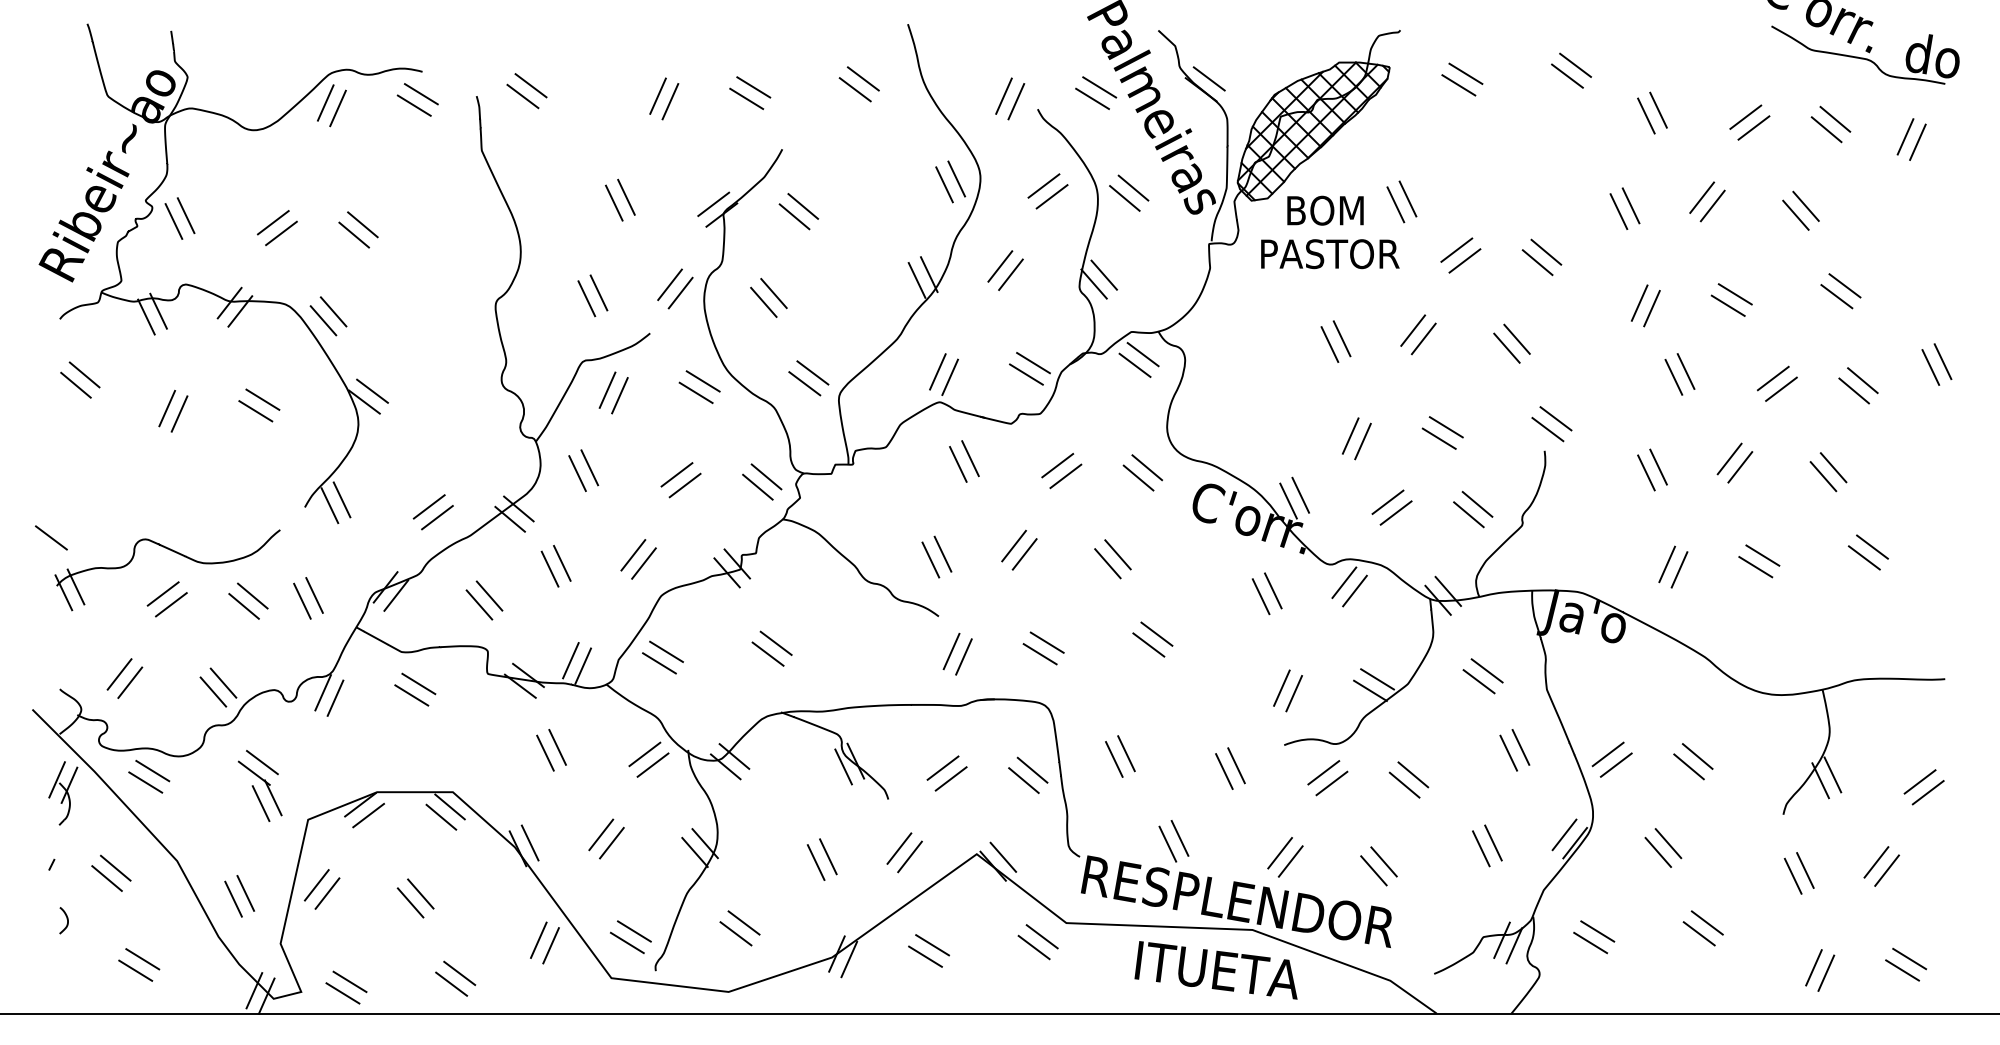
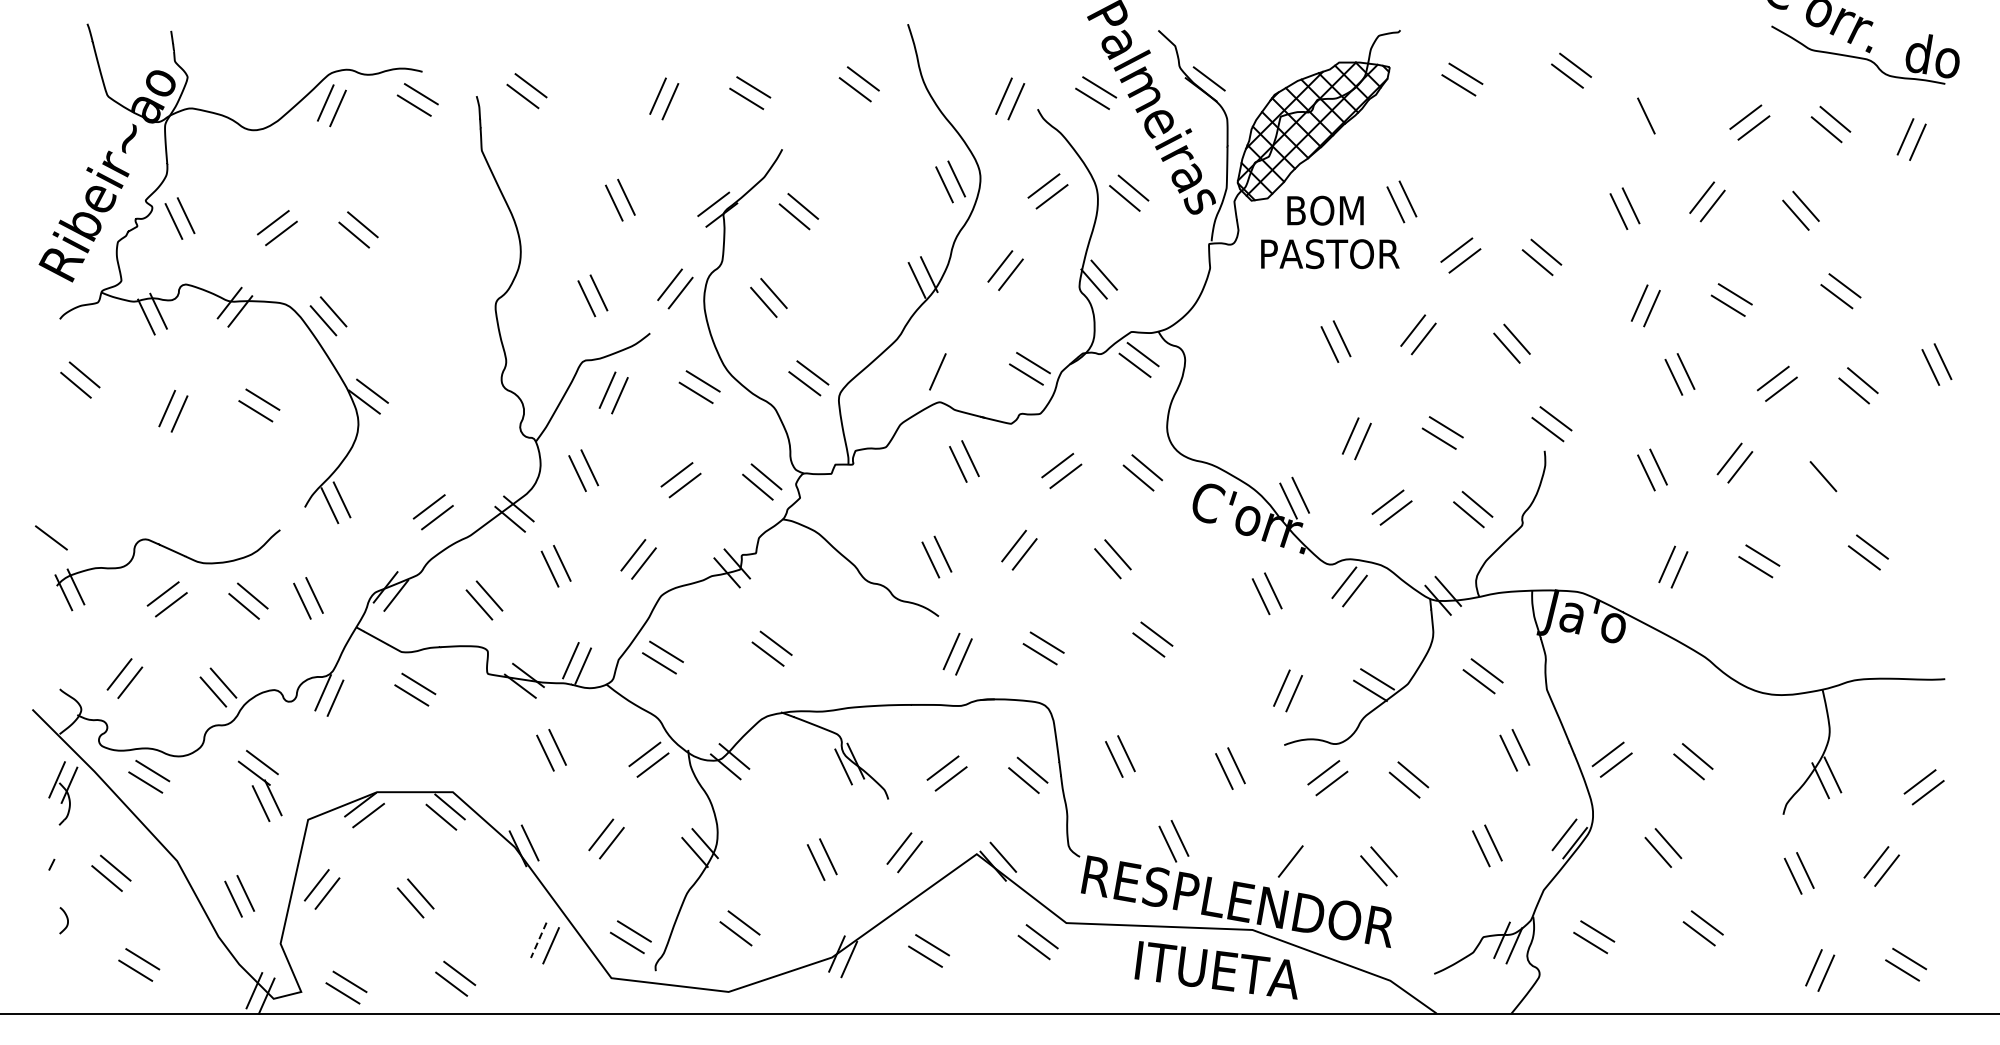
line: present -> none (1658, 109)
line: present -> none (949, 377)
line: present -> none (1833, 467)
line: present -> none (1279, 853)
line: solid -> dashed (538, 940)
